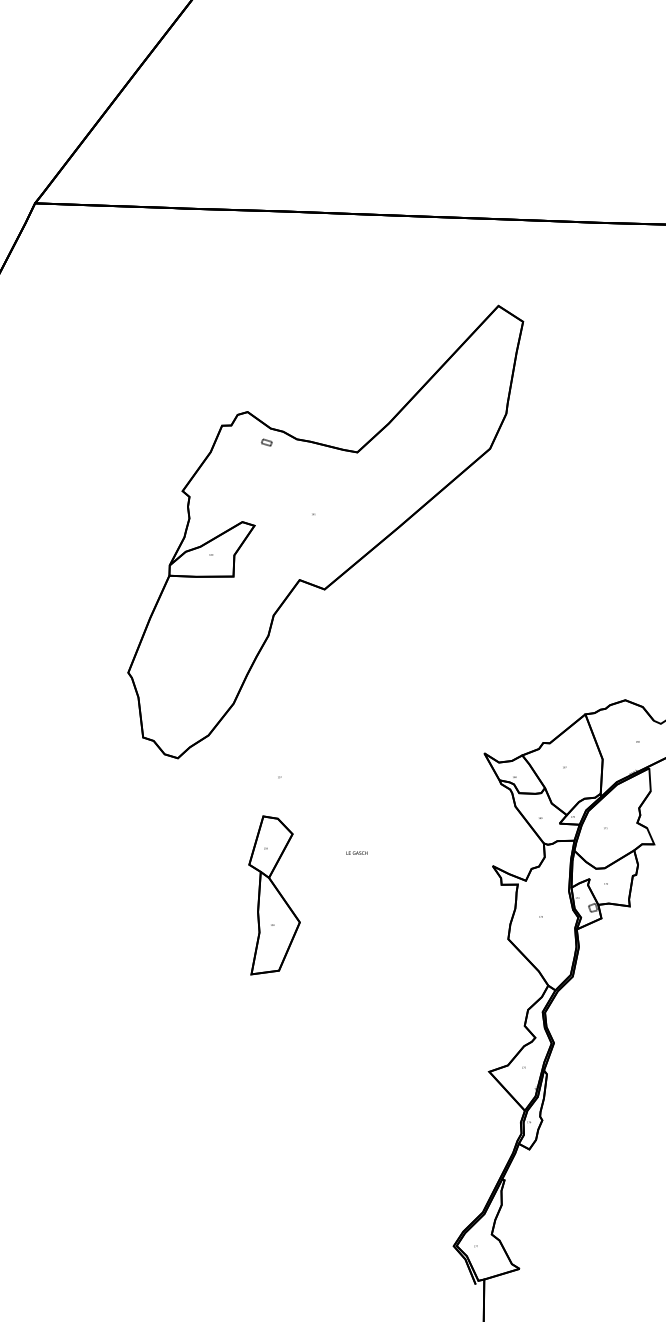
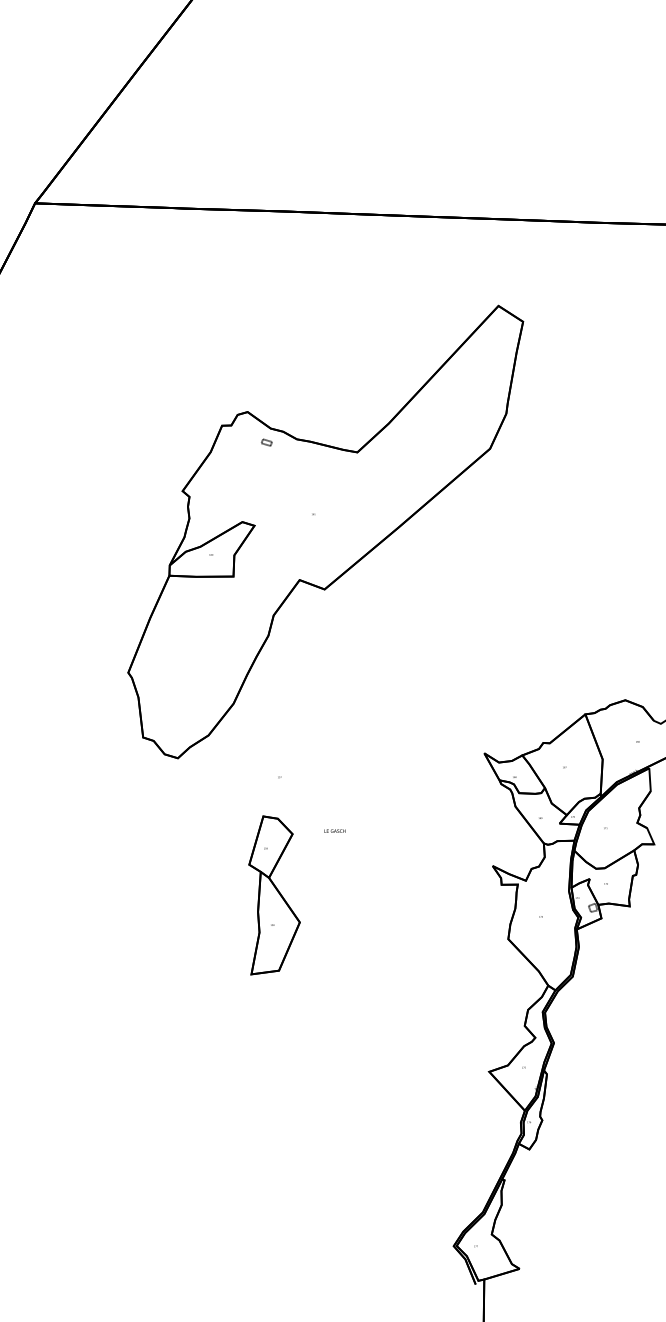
text position: (356, 852) -> (334, 830) (334, 830)
